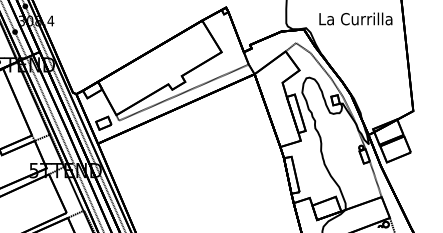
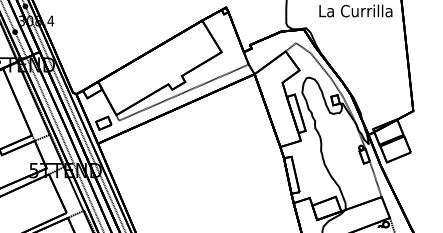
text position: (355, 18) -> (355, 10) (355, 10)
